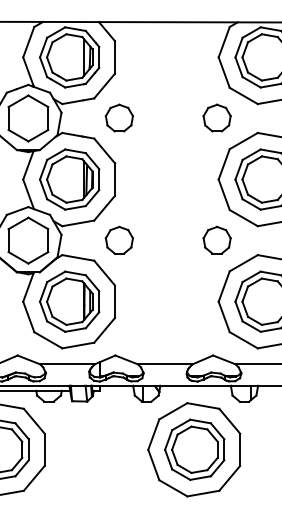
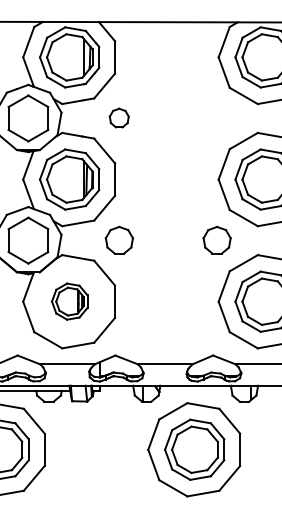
part size: 30x30 px -> 22x22 px (118, 117)
part: present -> none (216, 117)
part size: 62x63 px -> 38x39 px (69, 301)
